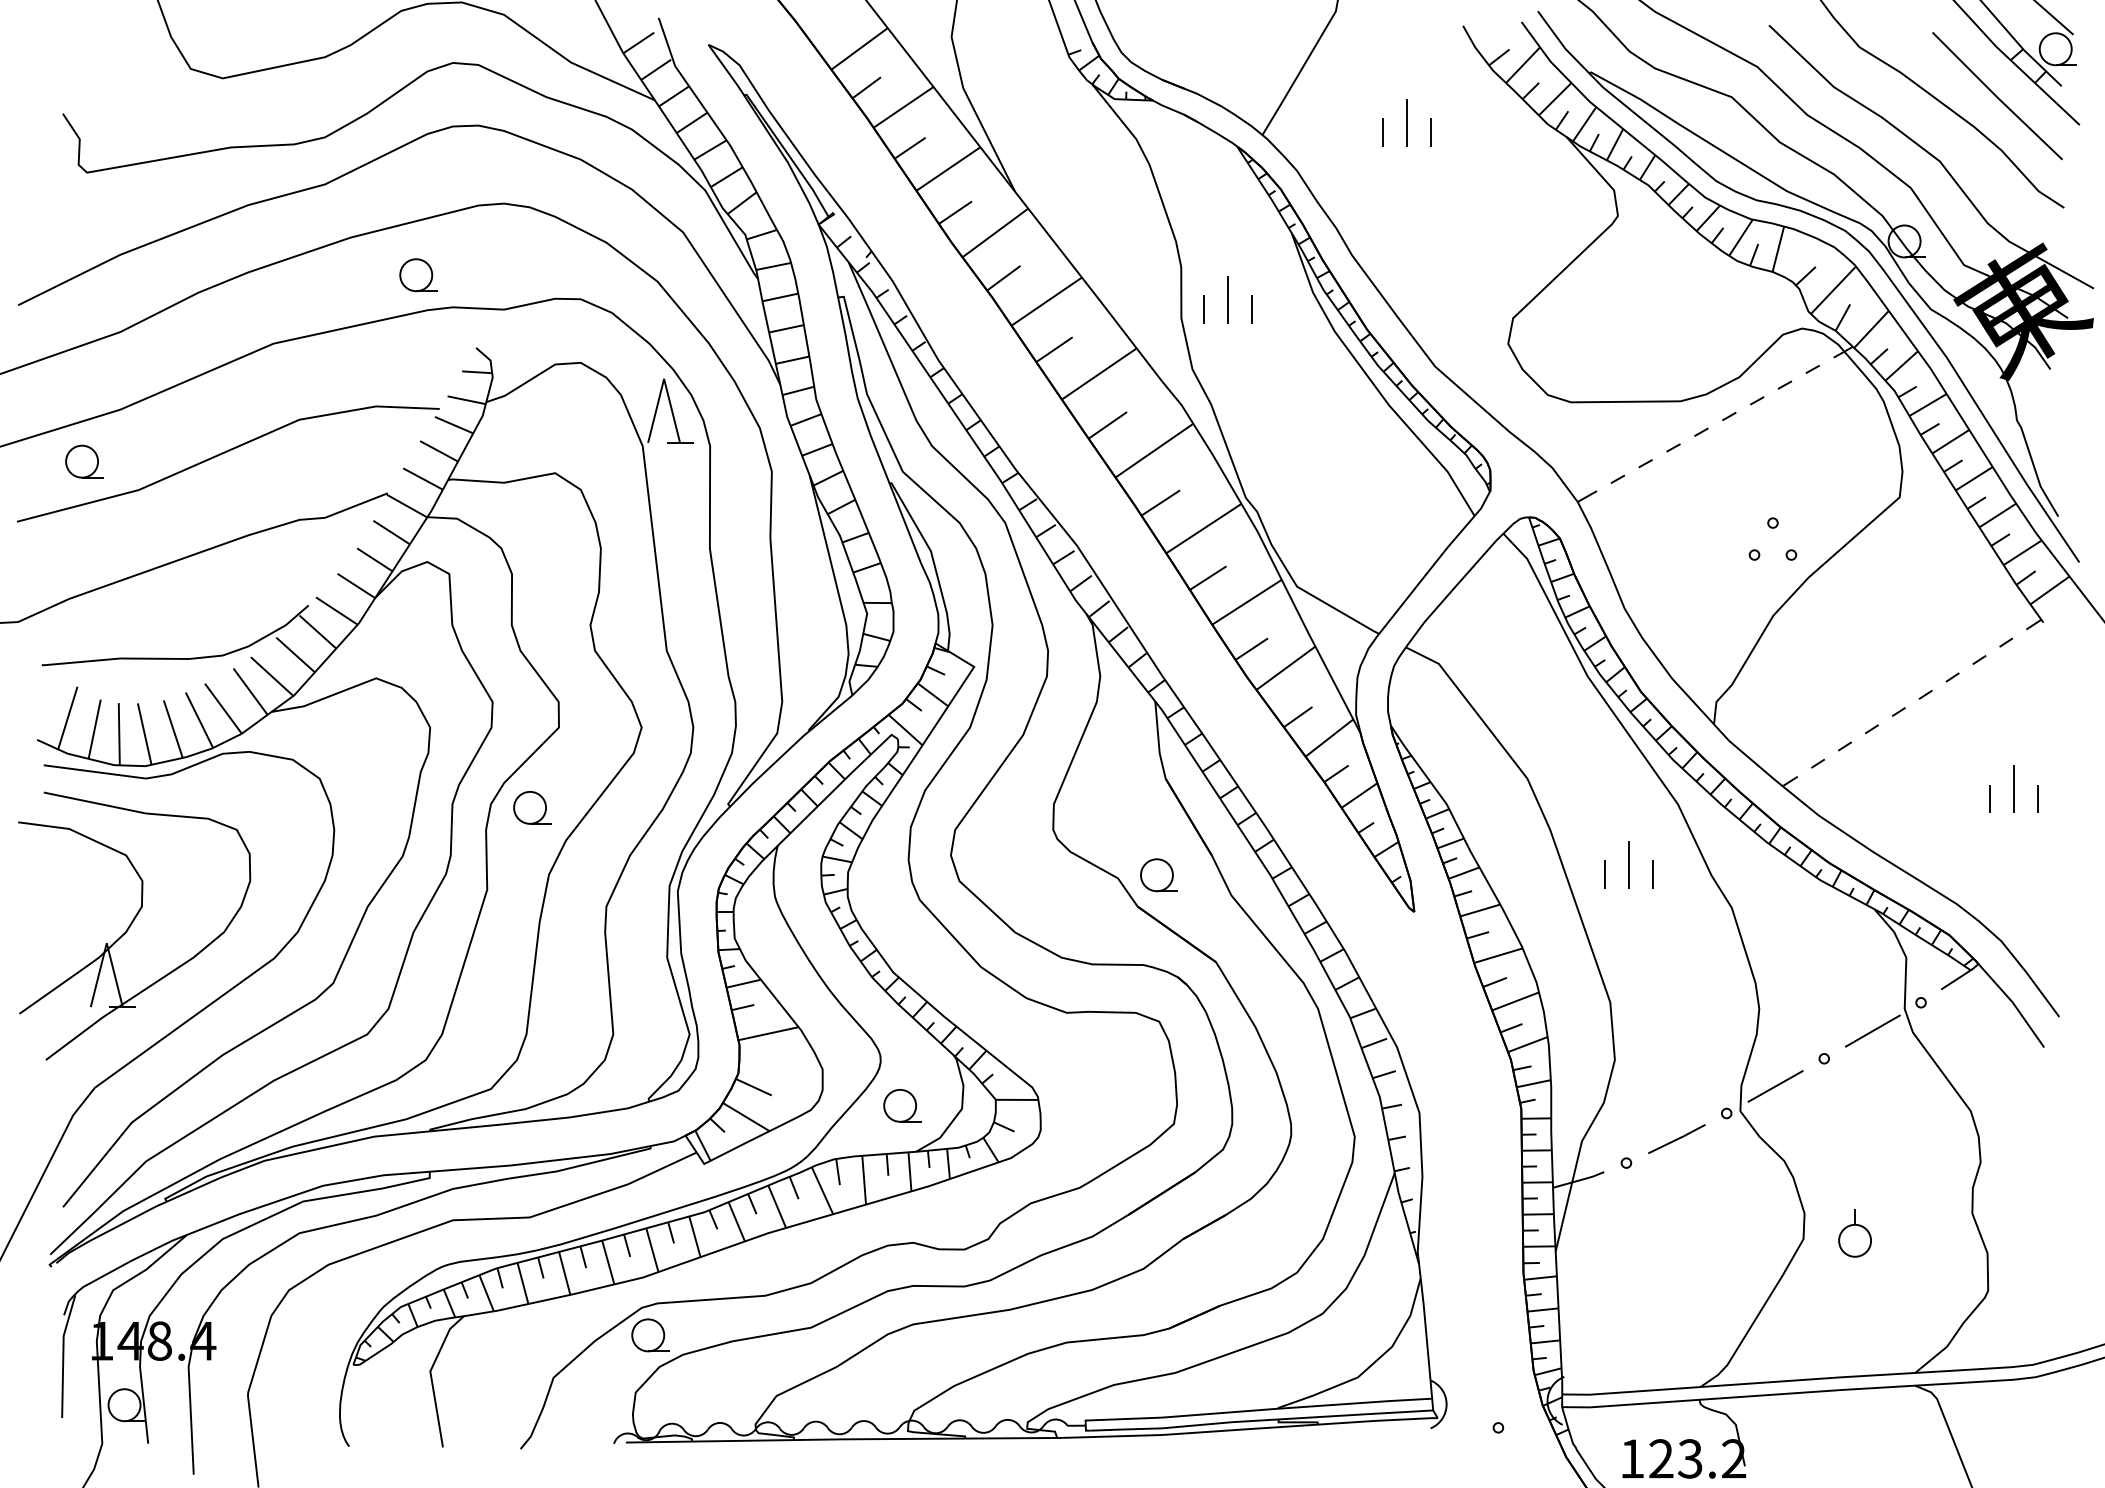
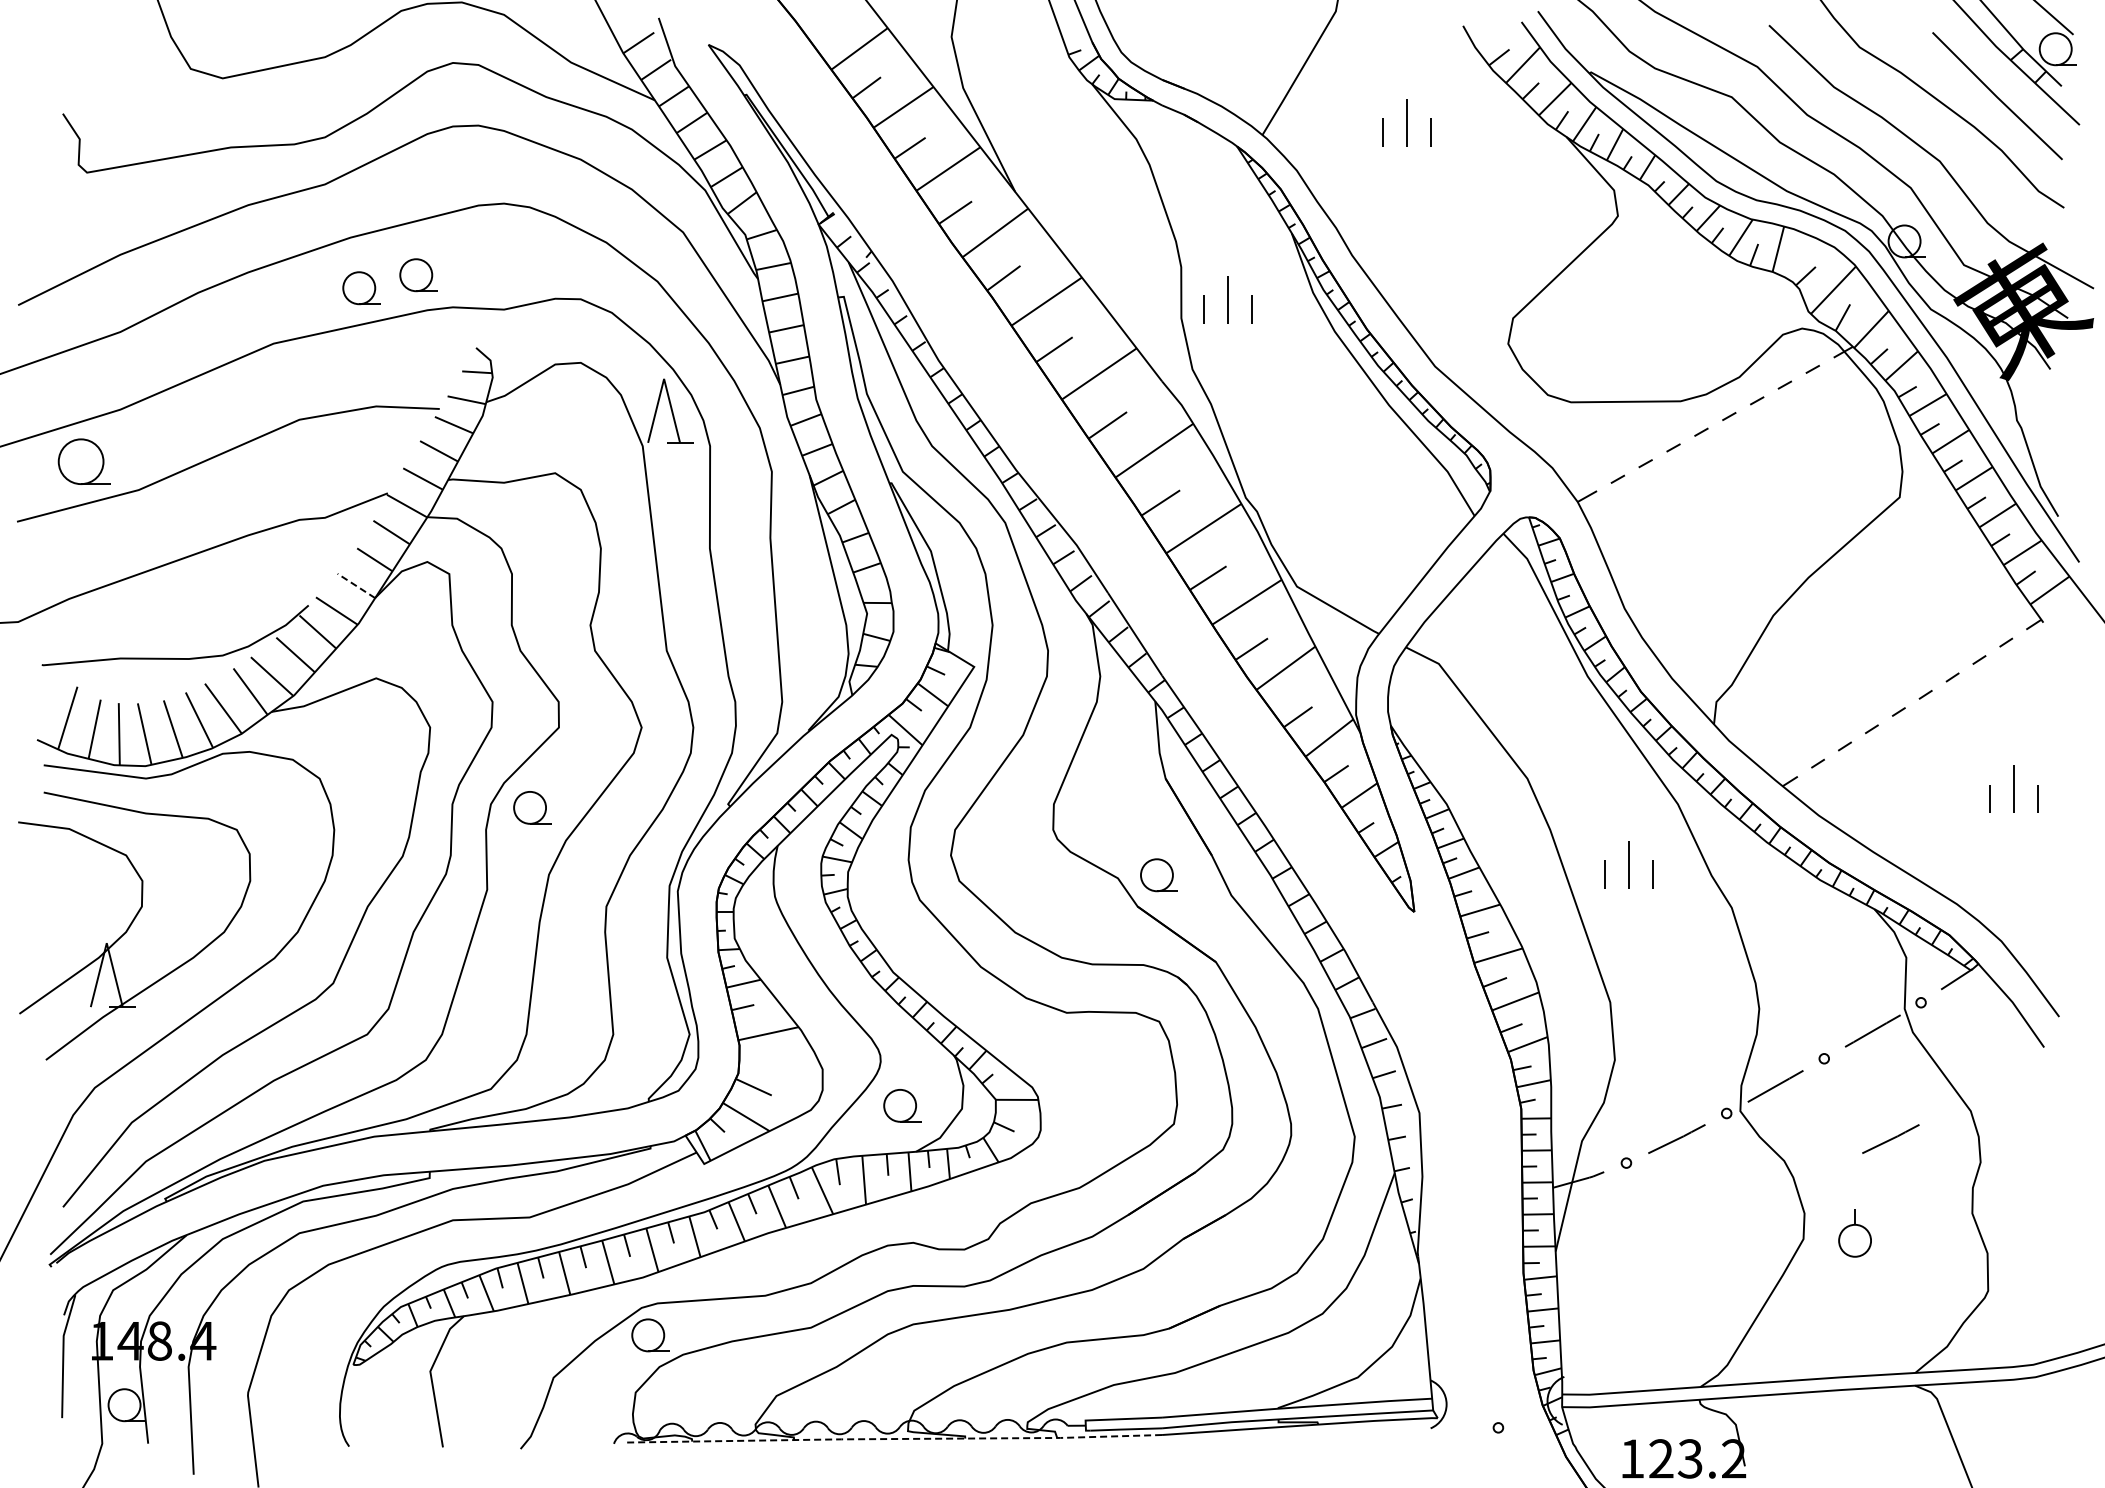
part: none -> present (361, 288)
part size: 39x35 px -> 54x47 px (83, 461)
part: present -> none (1772, 528)
line: solid -> dashed (356, 585)
line: none -> present (1890, 1138)
line: solid -> dashed (893, 1439)
